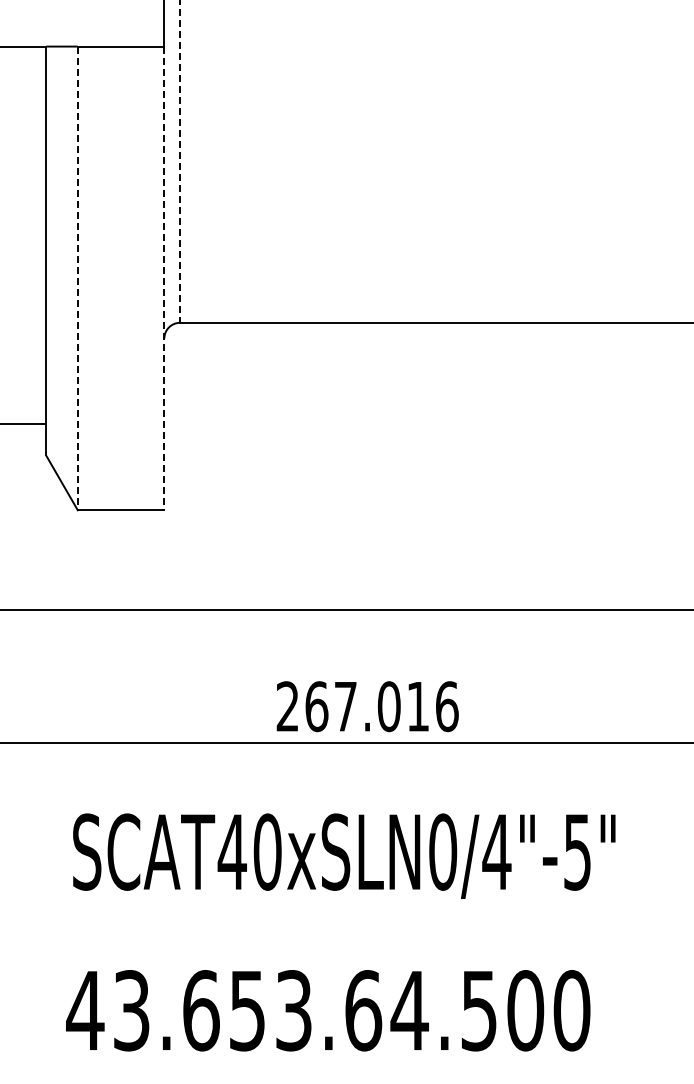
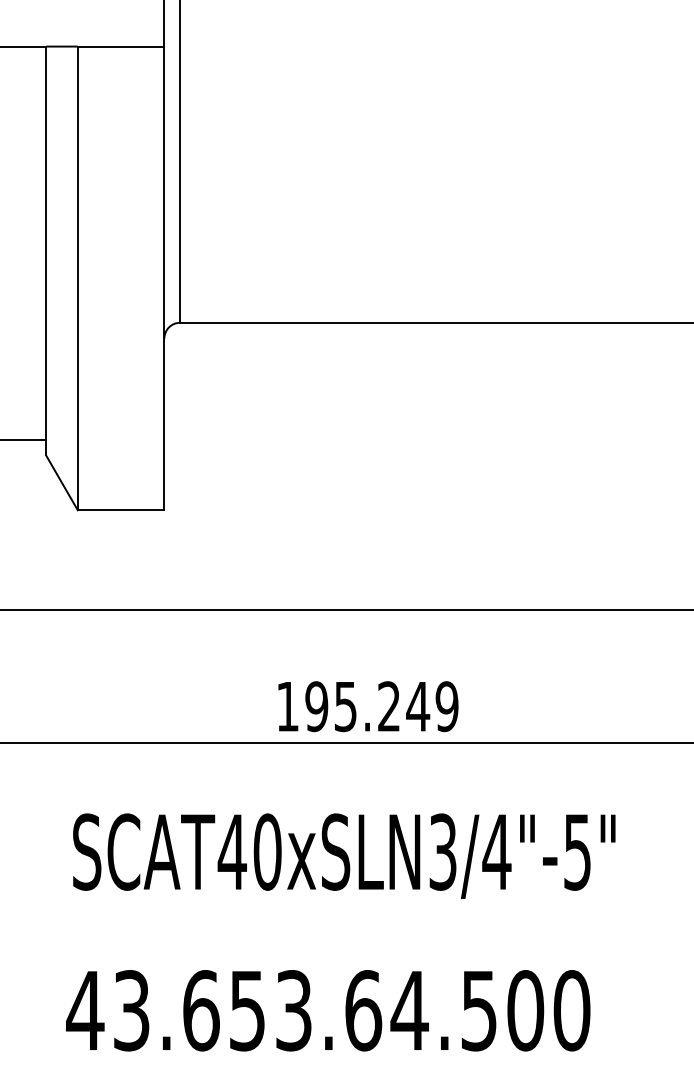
line: dashed -> solid (180, 161)
line: dashed -> solid (77, 278)
line: dashed -> solid (164, 278)
line position: (24, 424) -> (24, 440) (24, 440)
text: 267.016 -> 195.249 (367, 706)
text: SCAT40xSLN0/4"-5" -> SCAT40xSLN3/4"-5" (443, 851)
